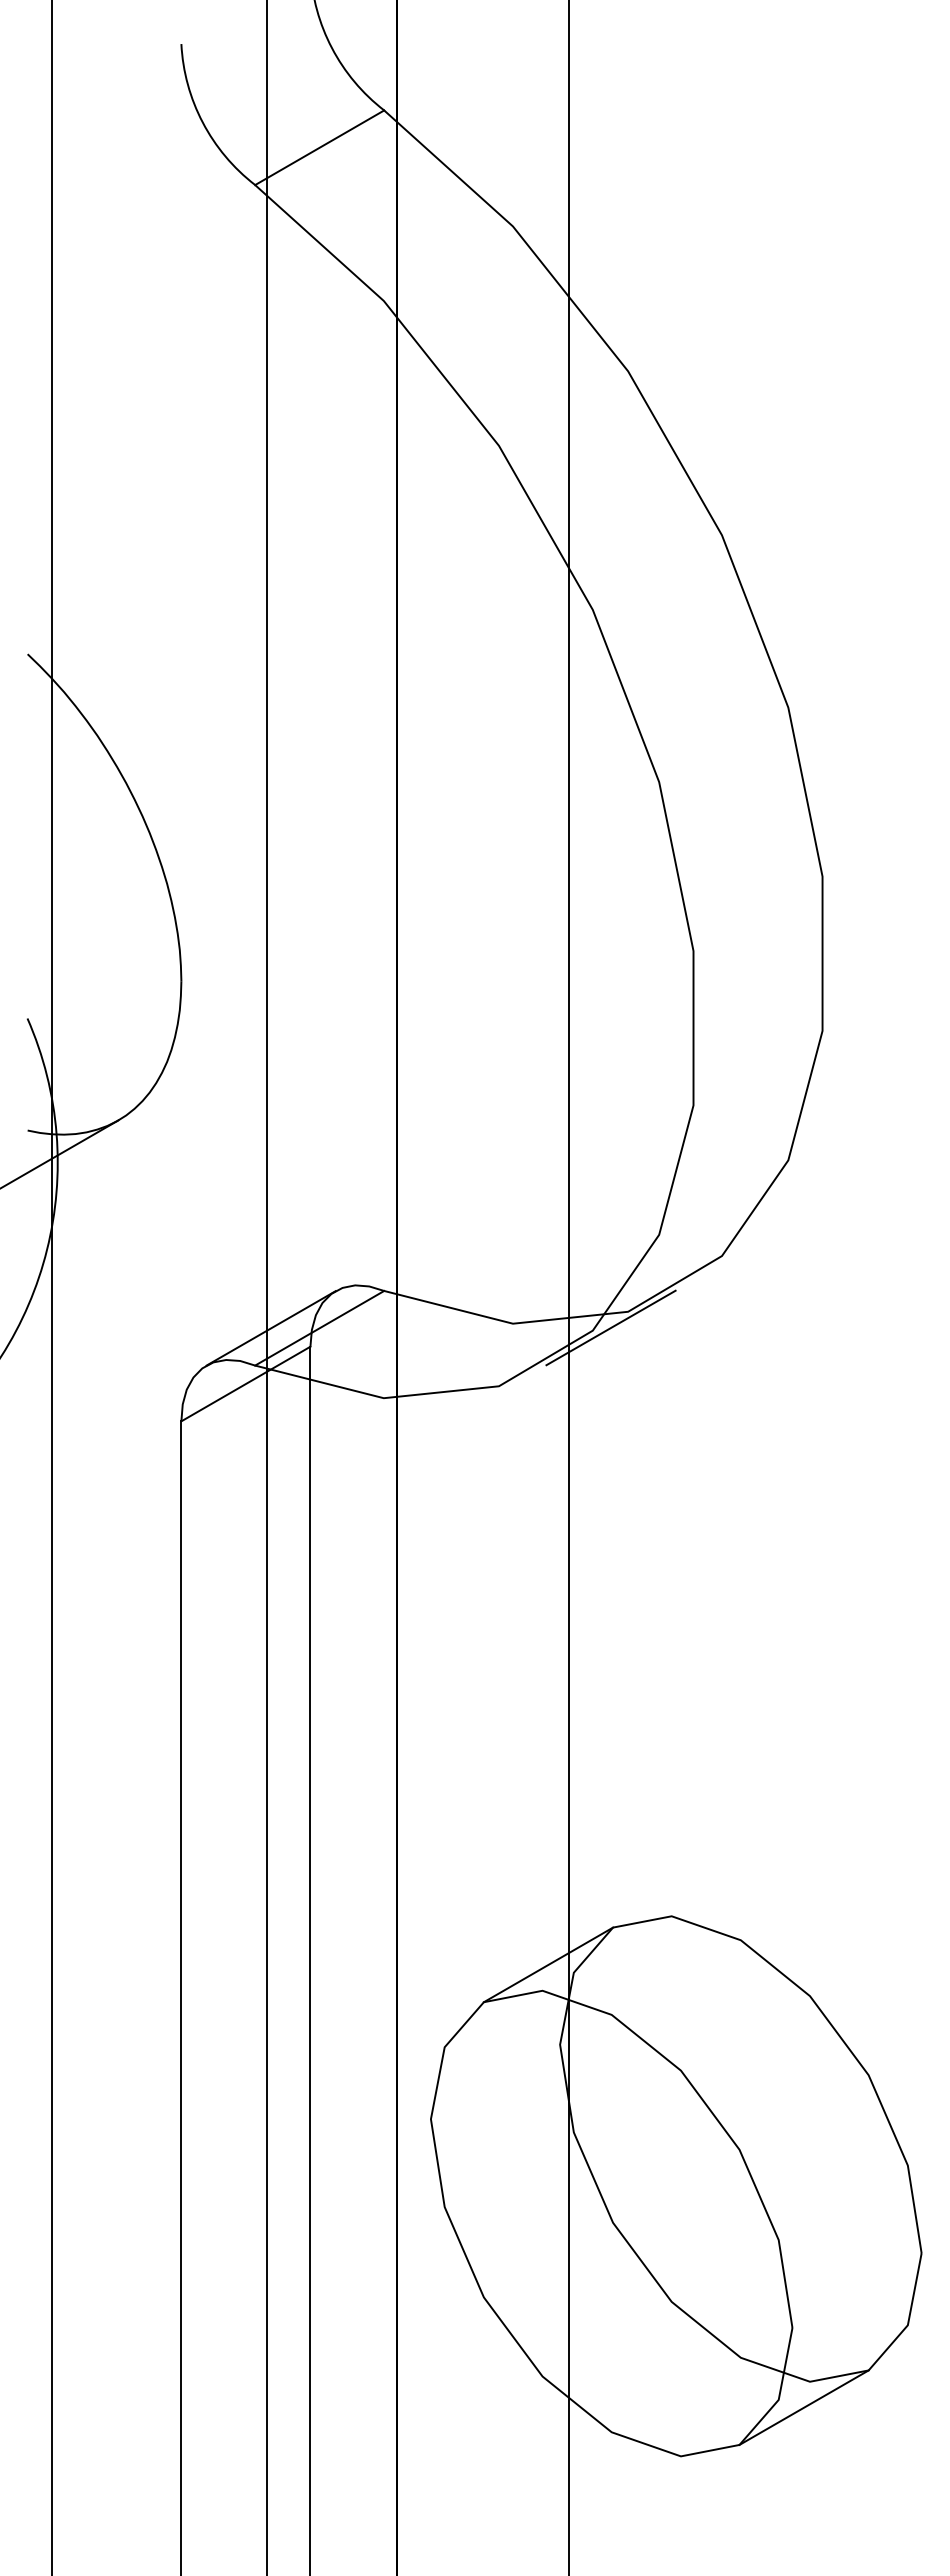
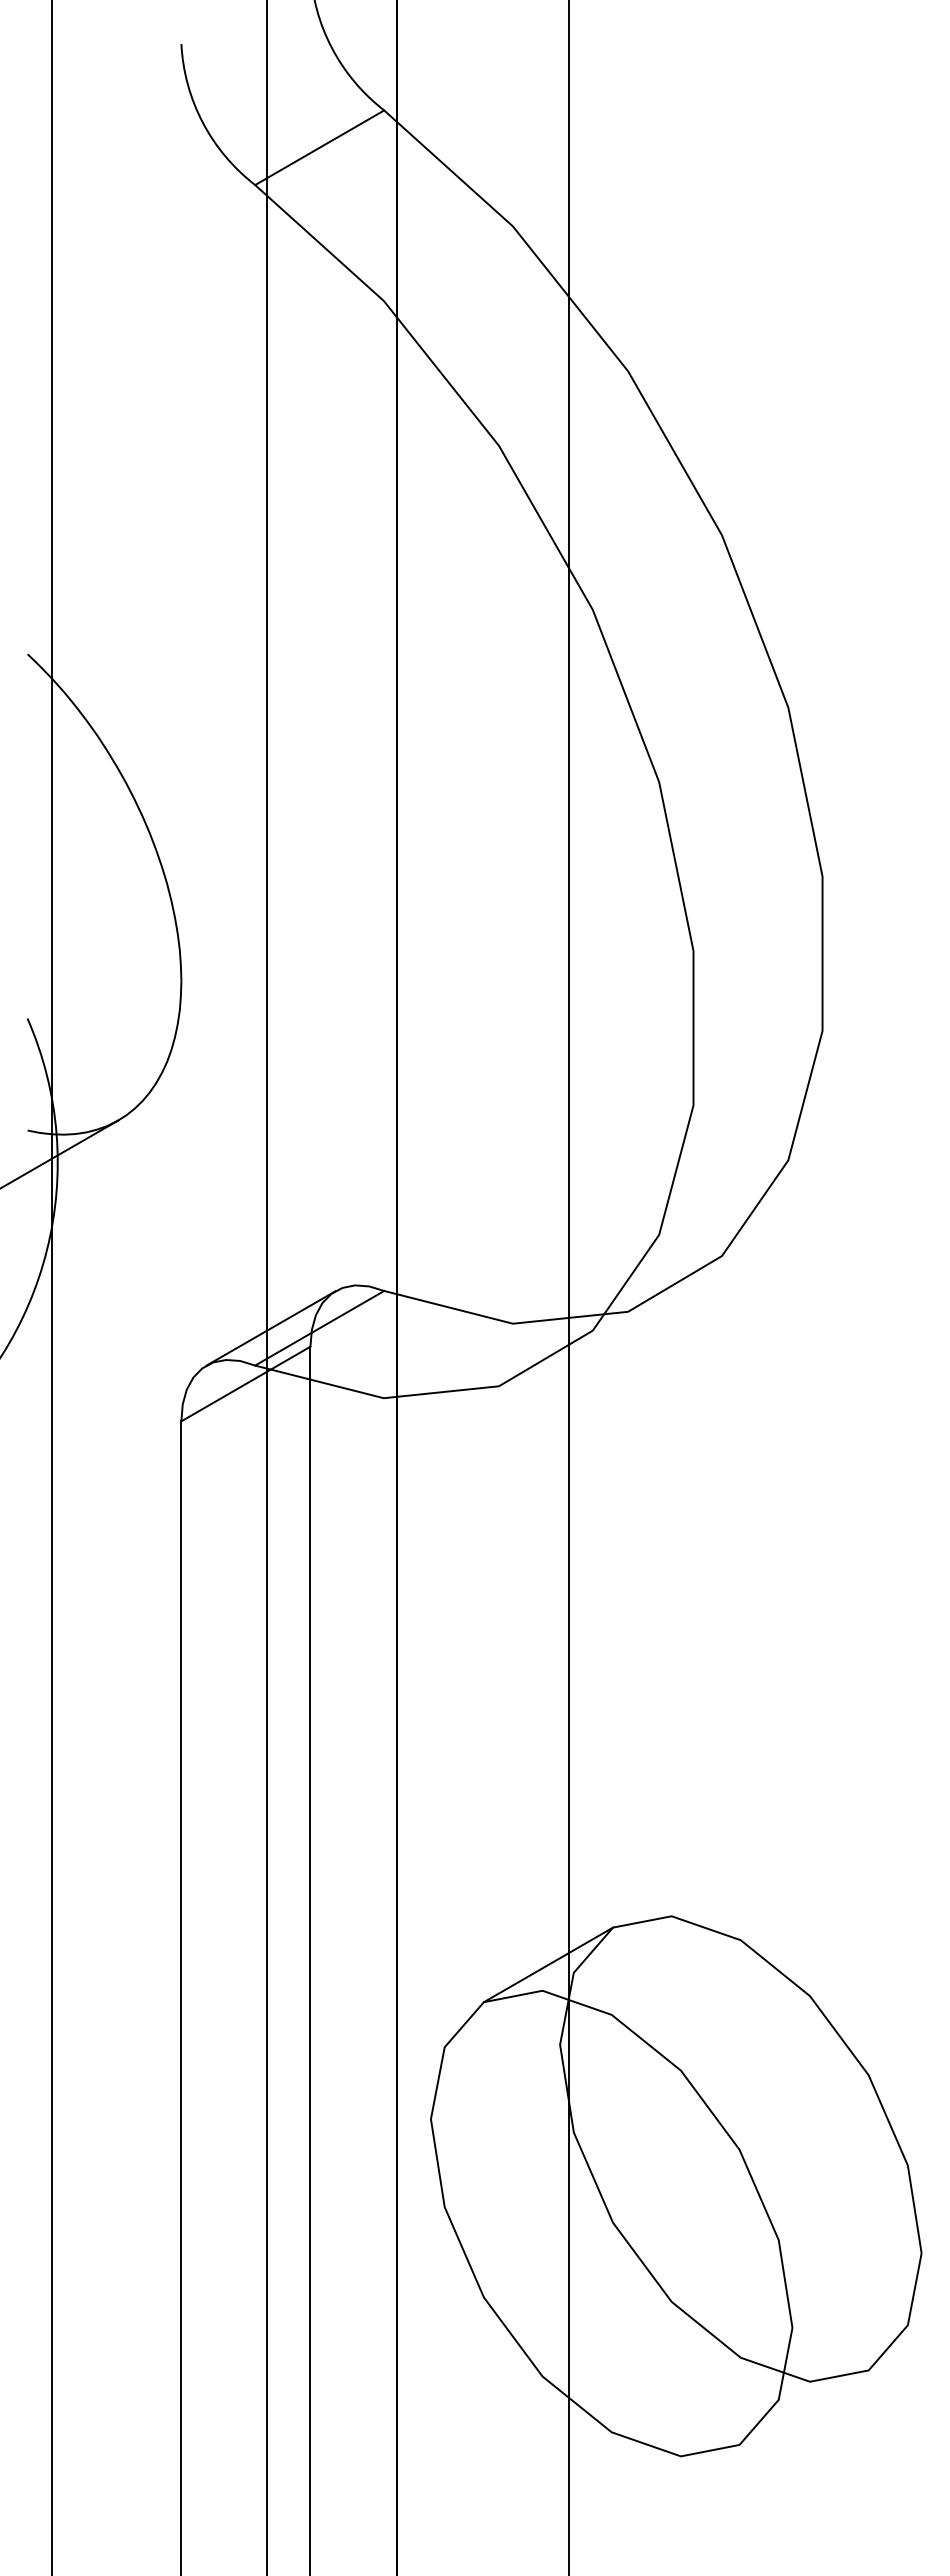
line: present -> none (610, 1327)
line: present -> none (803, 2407)
